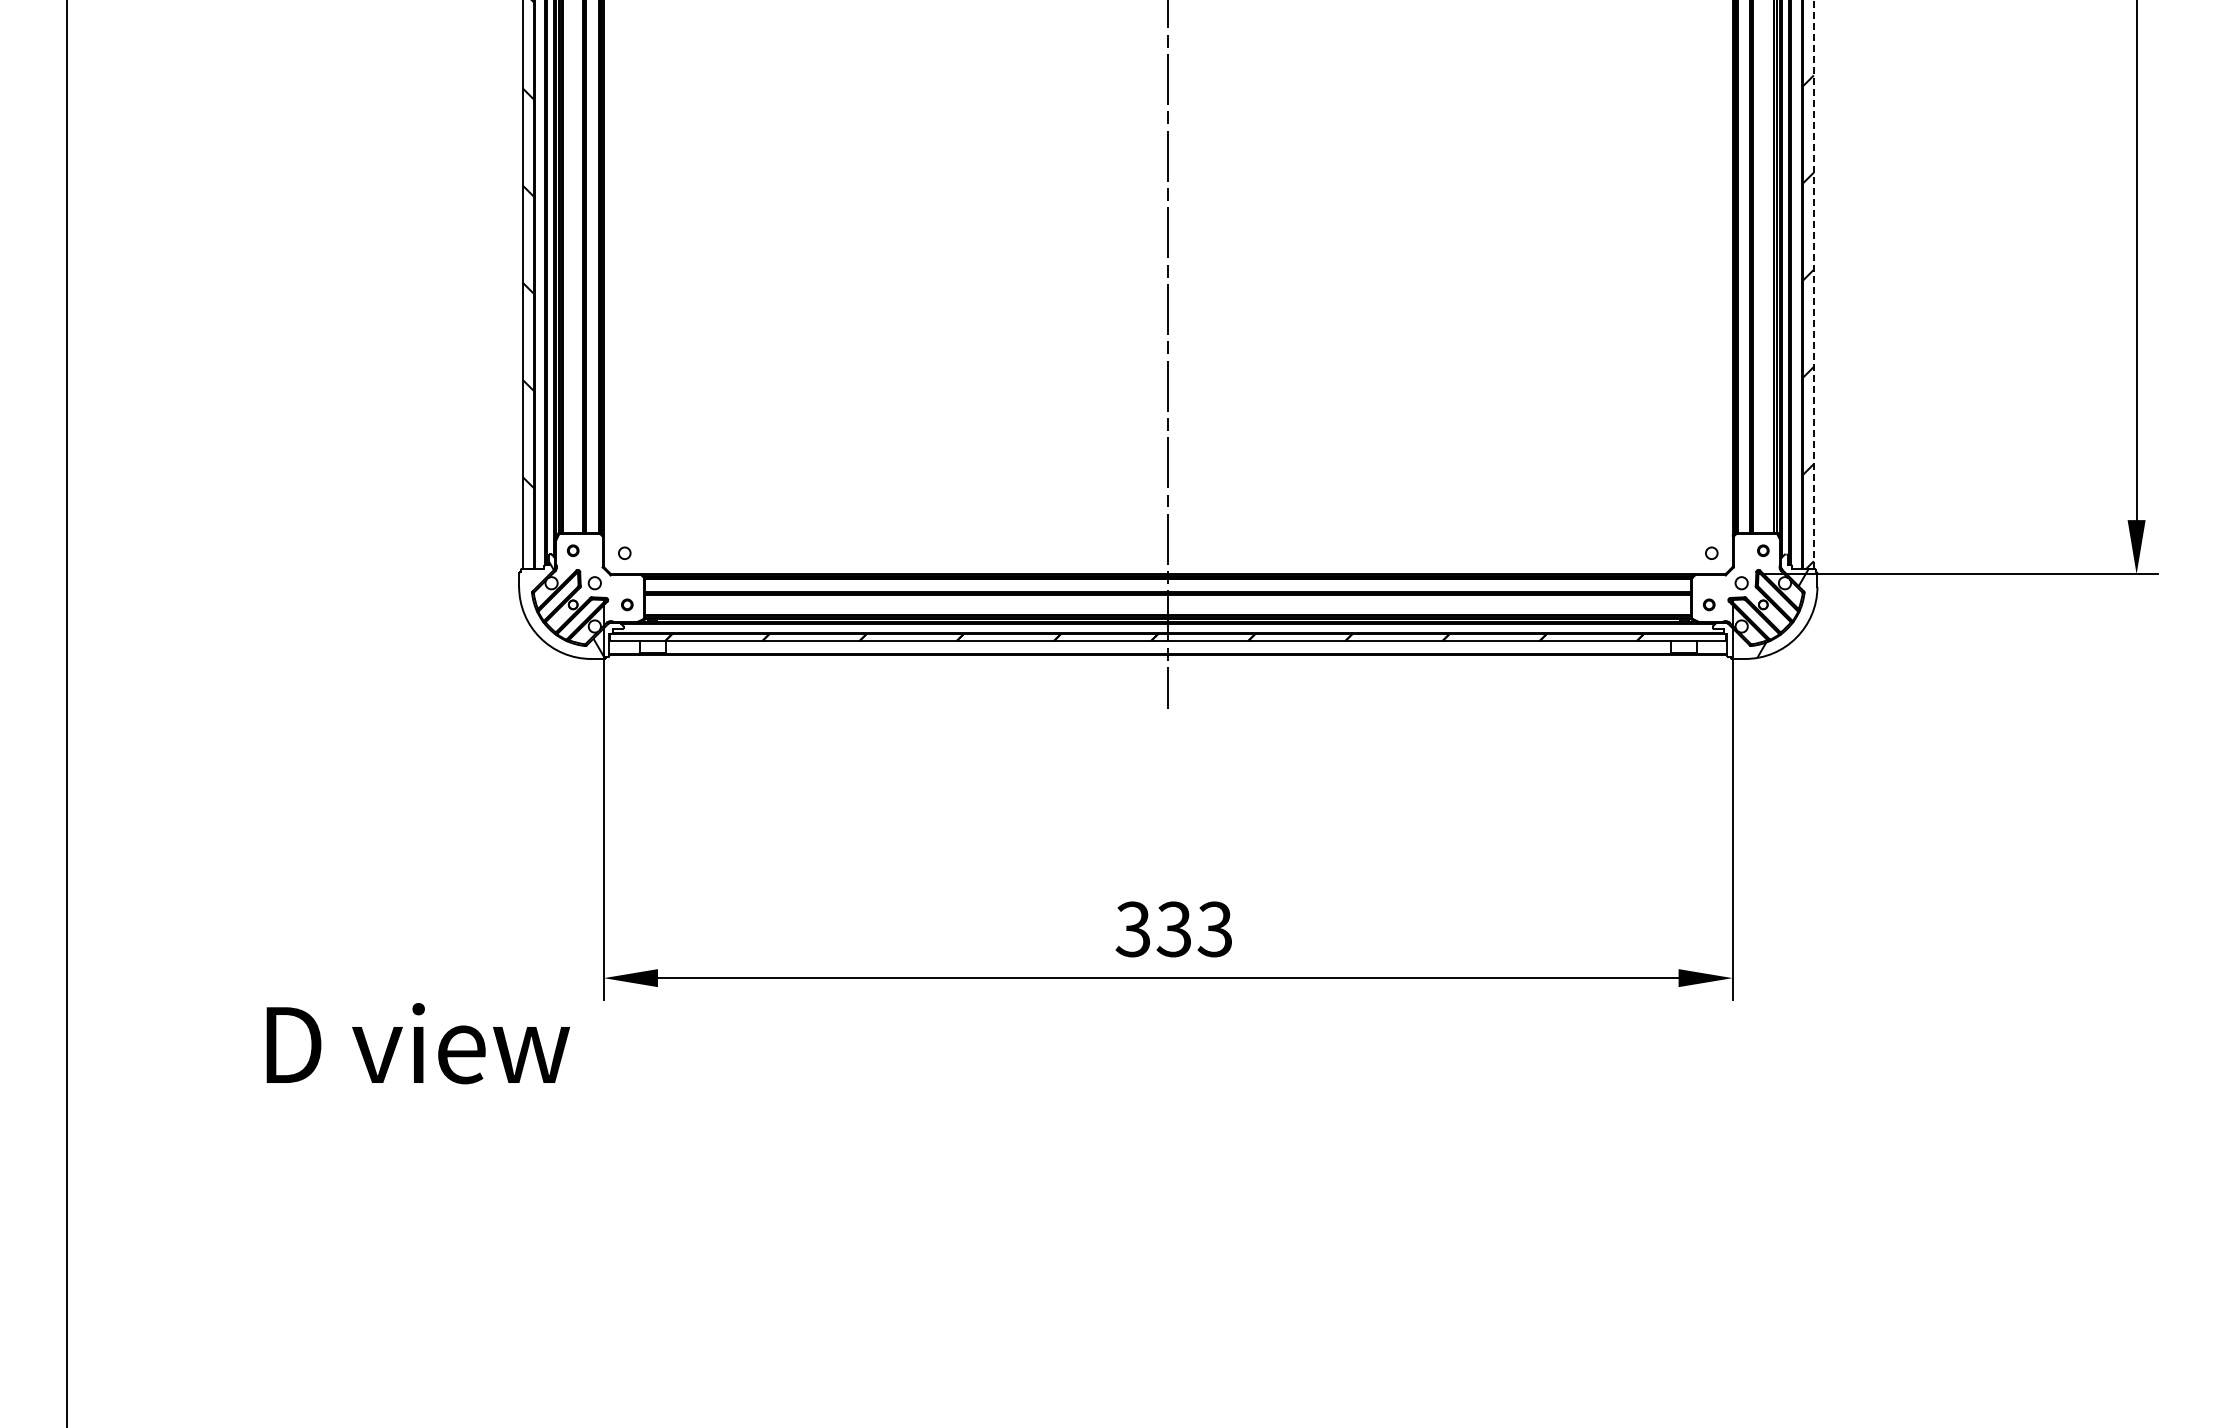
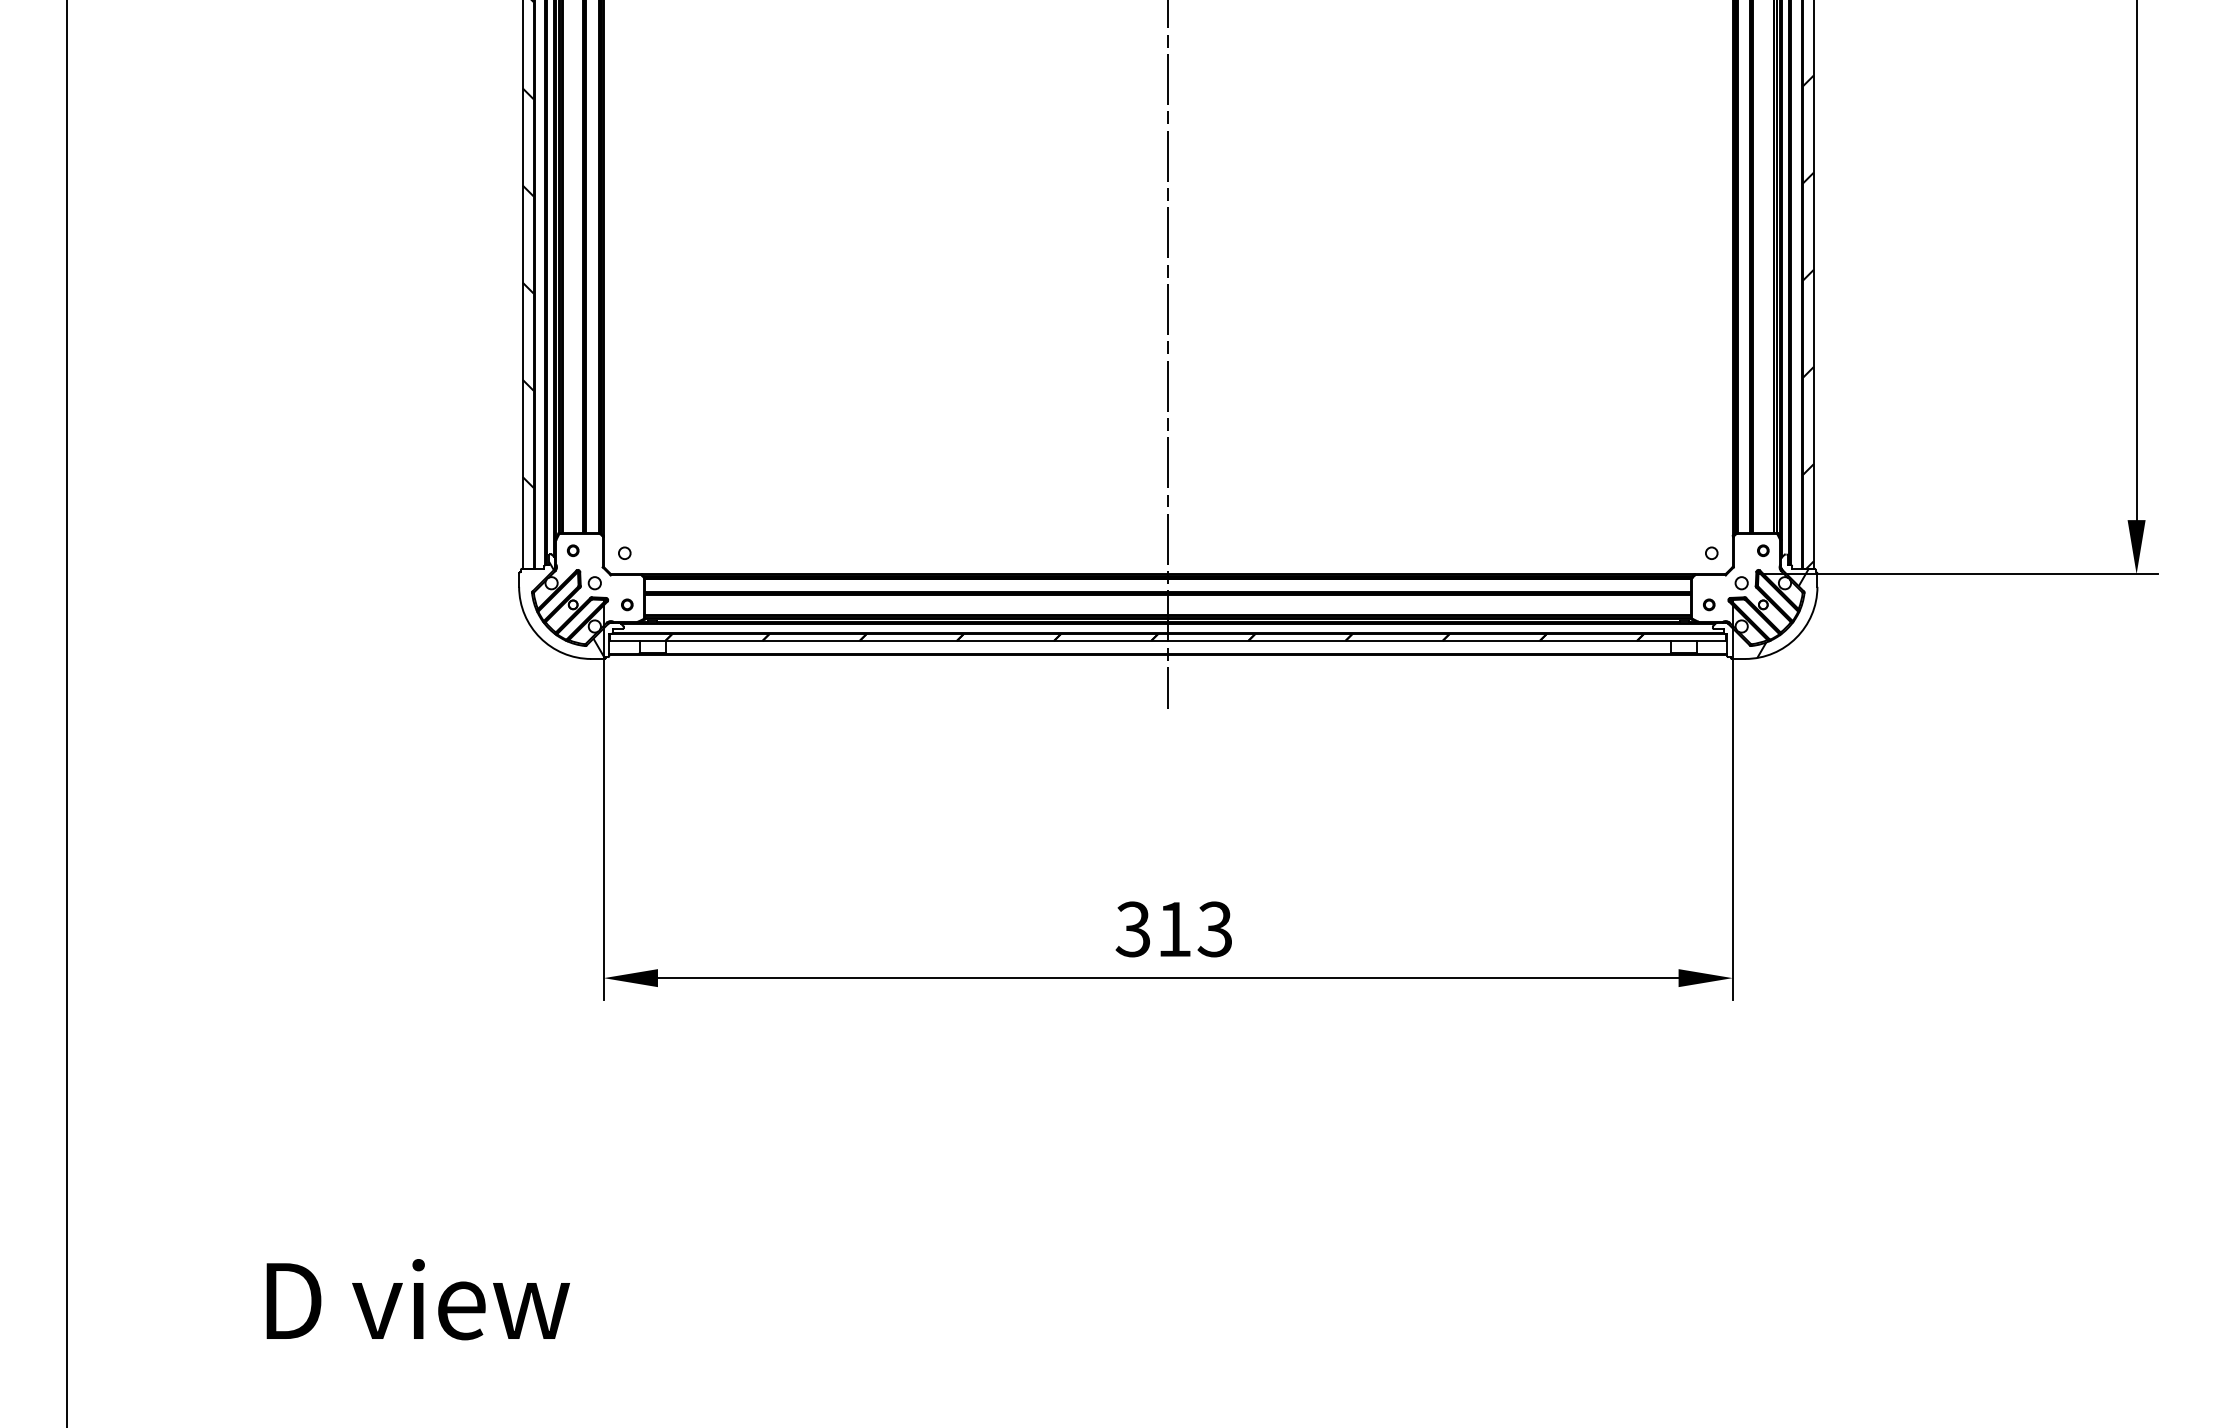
line: dashed -> solid (1813, 283)
text: 333 -> 313 (1173, 929)
text position: (417, 1043) -> (417, 1299) (417, 1299)
